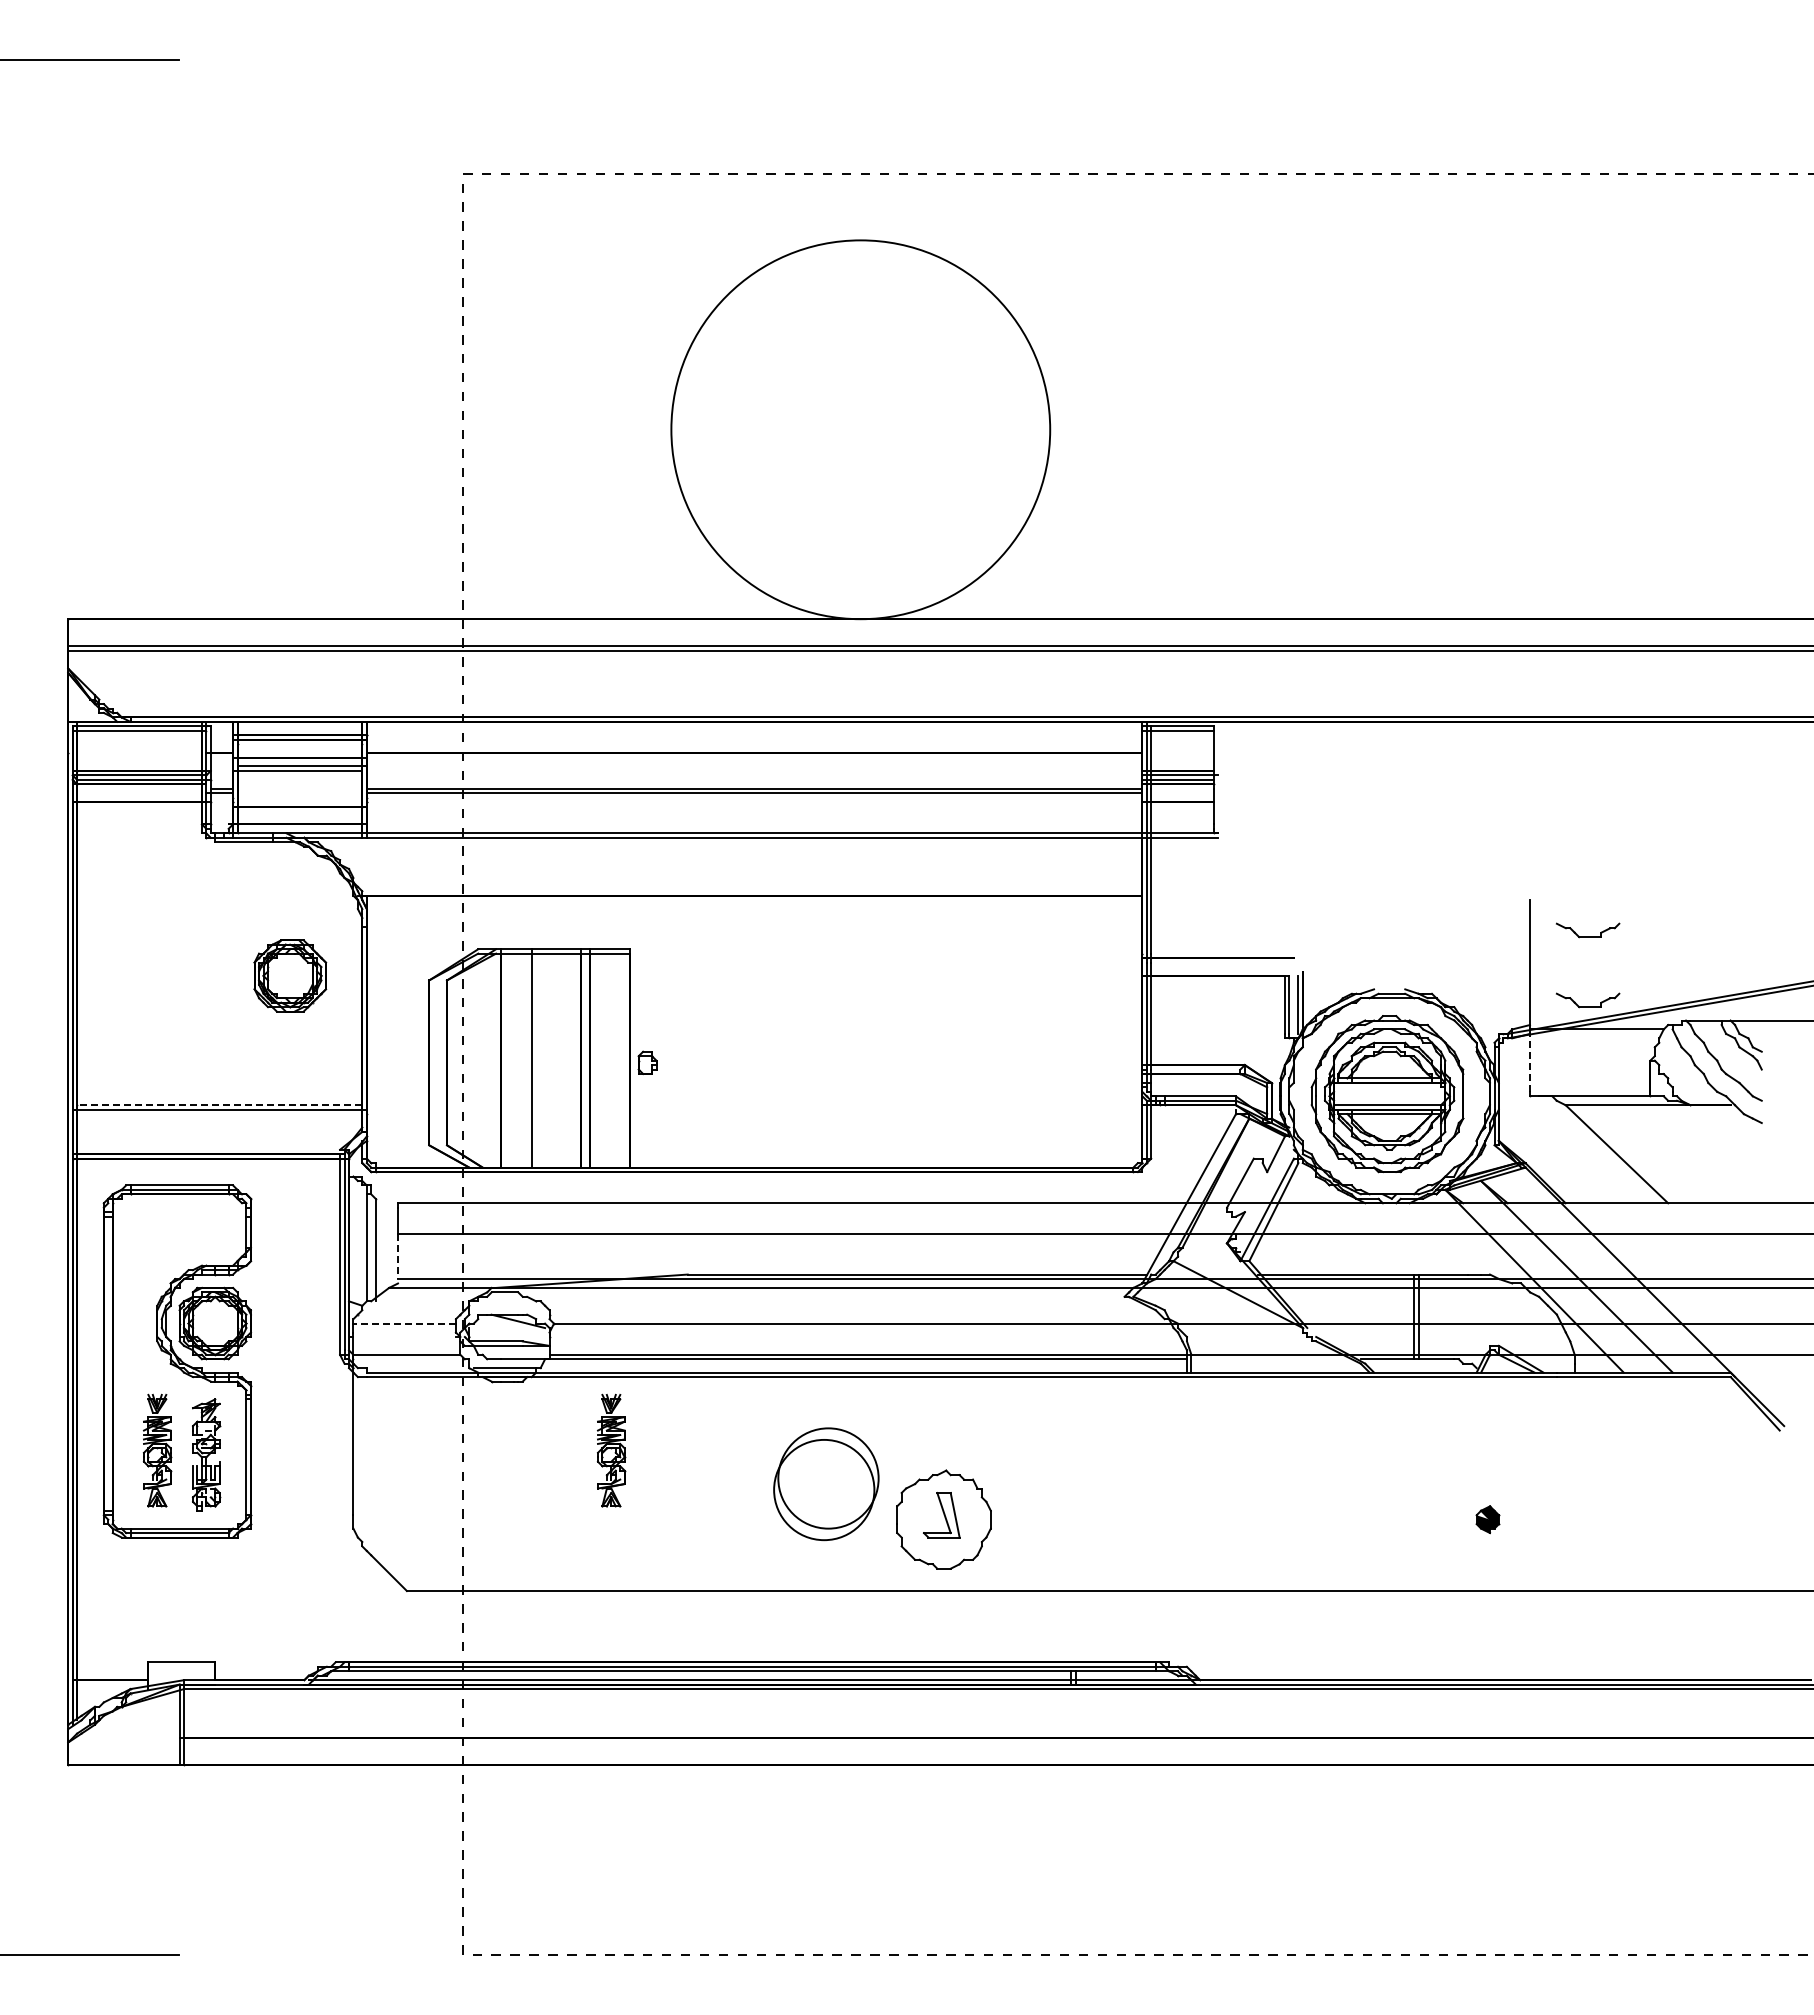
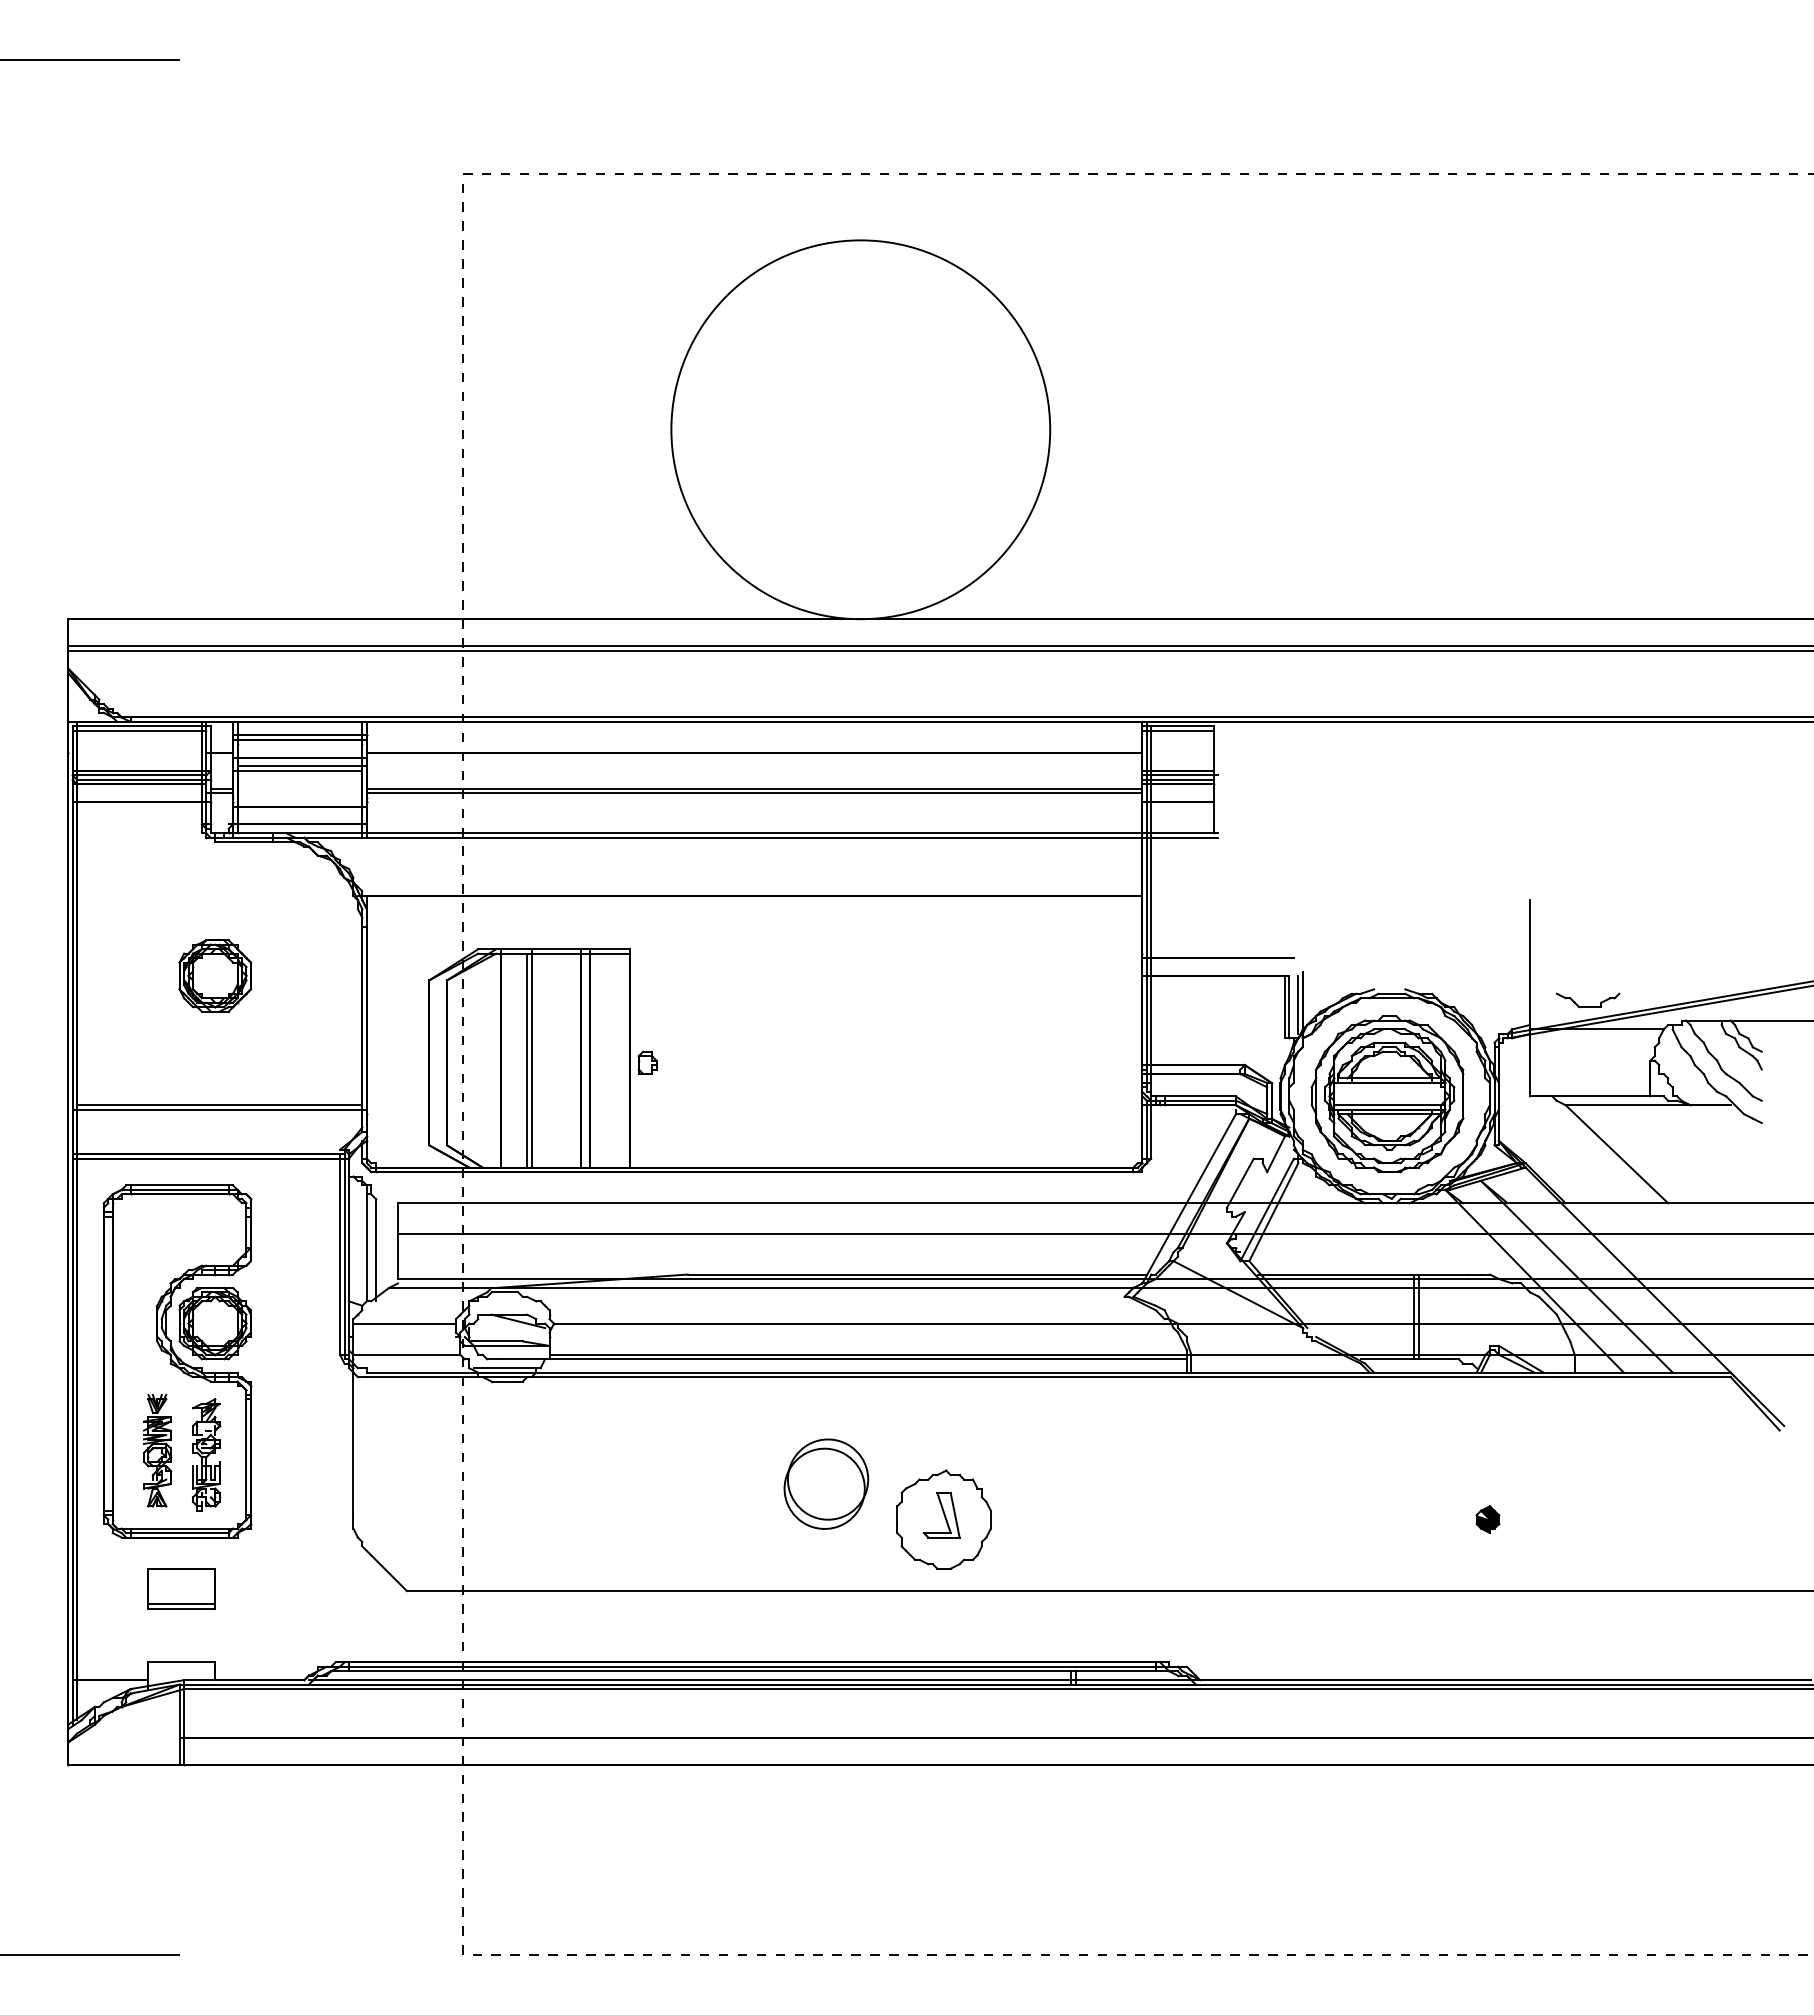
part: present -> none (1588, 930)
part position: (290, 975) -> (215, 975) (215, 975)
line: none -> present (527, 1060)
line: dashed -> solid (1530, 1060)
line: dashed -> solid (219, 1105)
line: dashed -> solid (398, 1257)
line: dashed -> solid (404, 1323)
part: present -> none (611, 1450)
part size: 107x115 px -> 87x92 px (826, 1483)
part: none -> present (181, 1588)
